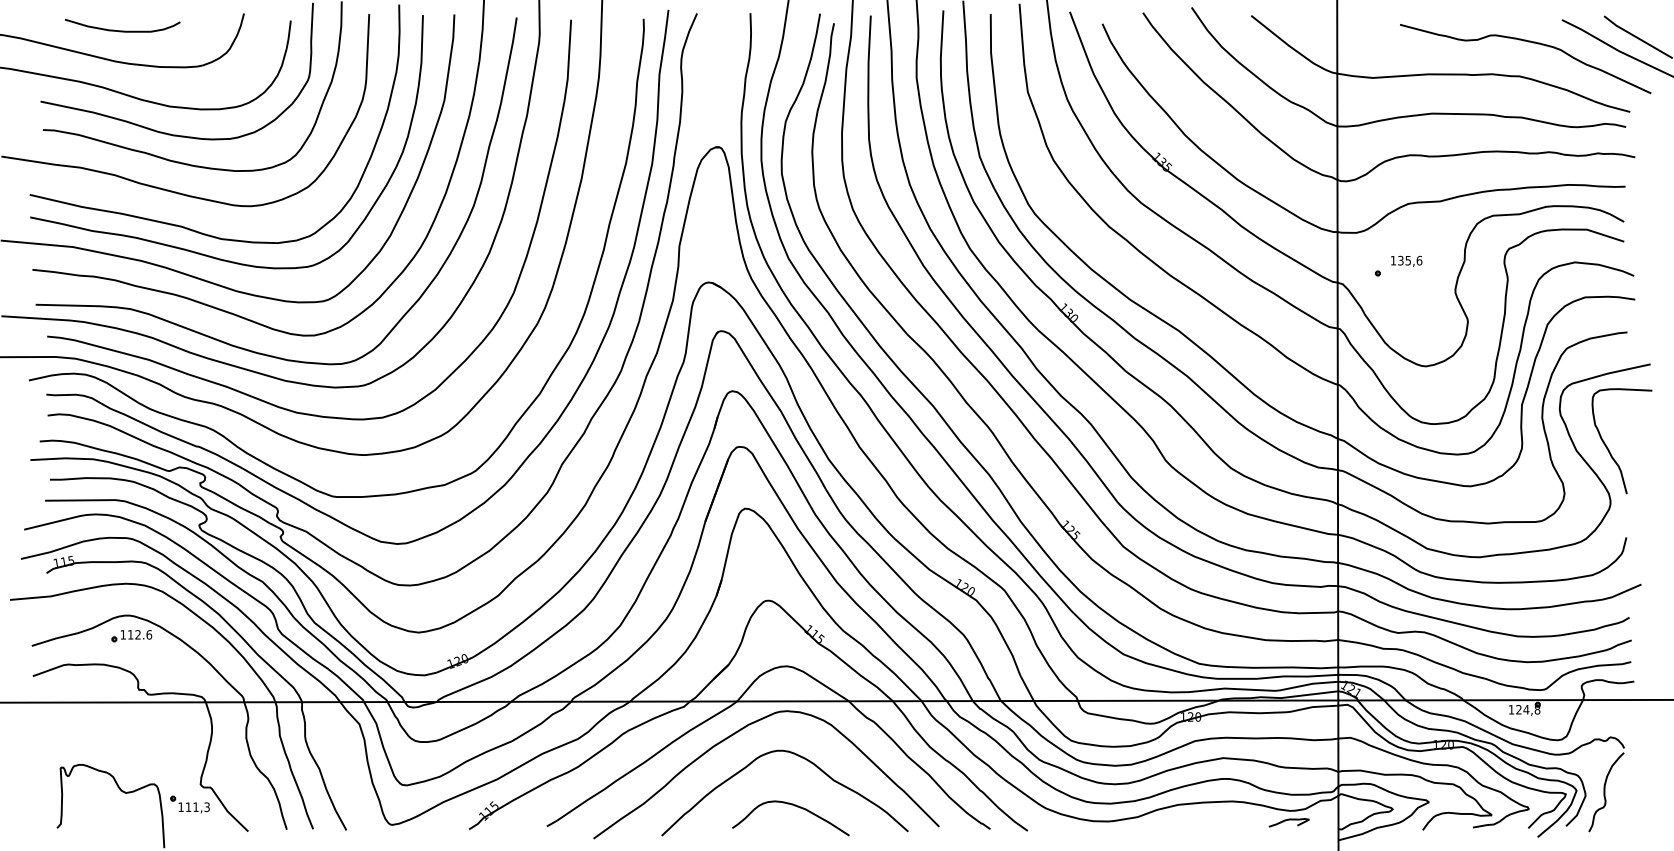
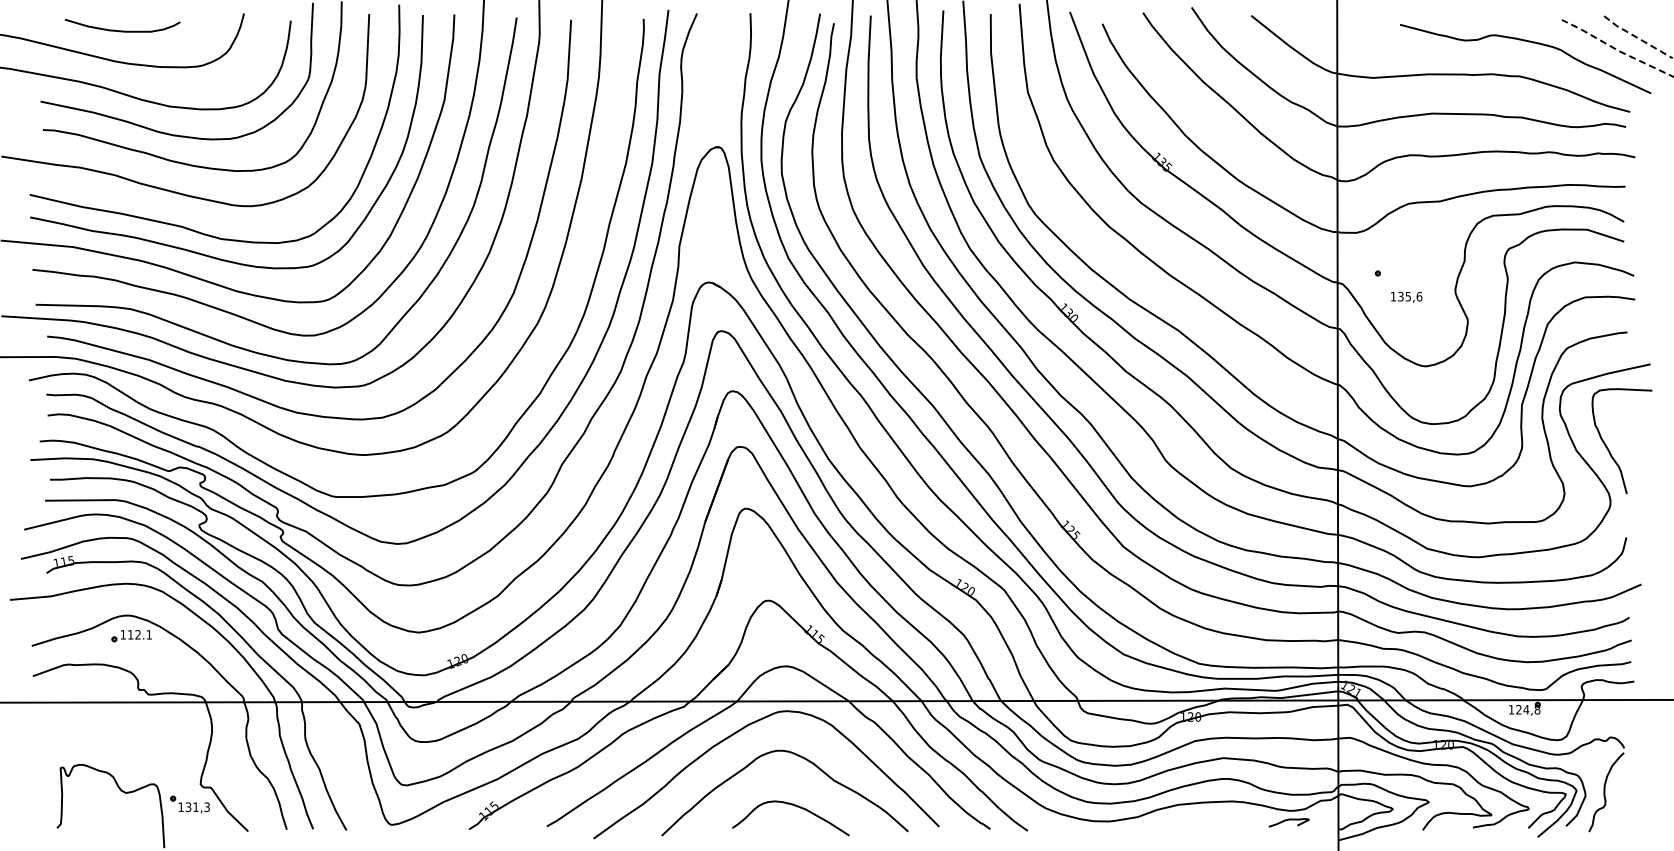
line: solid -> dashed (1637, 37)
line: solid -> dashed (1616, 49)
text position: (1406, 260) -> (1406, 296) (1406, 296)
text: 112.6 -> 112.1 (149, 634)
text: 111,3 -> 131,3 (188, 807)
